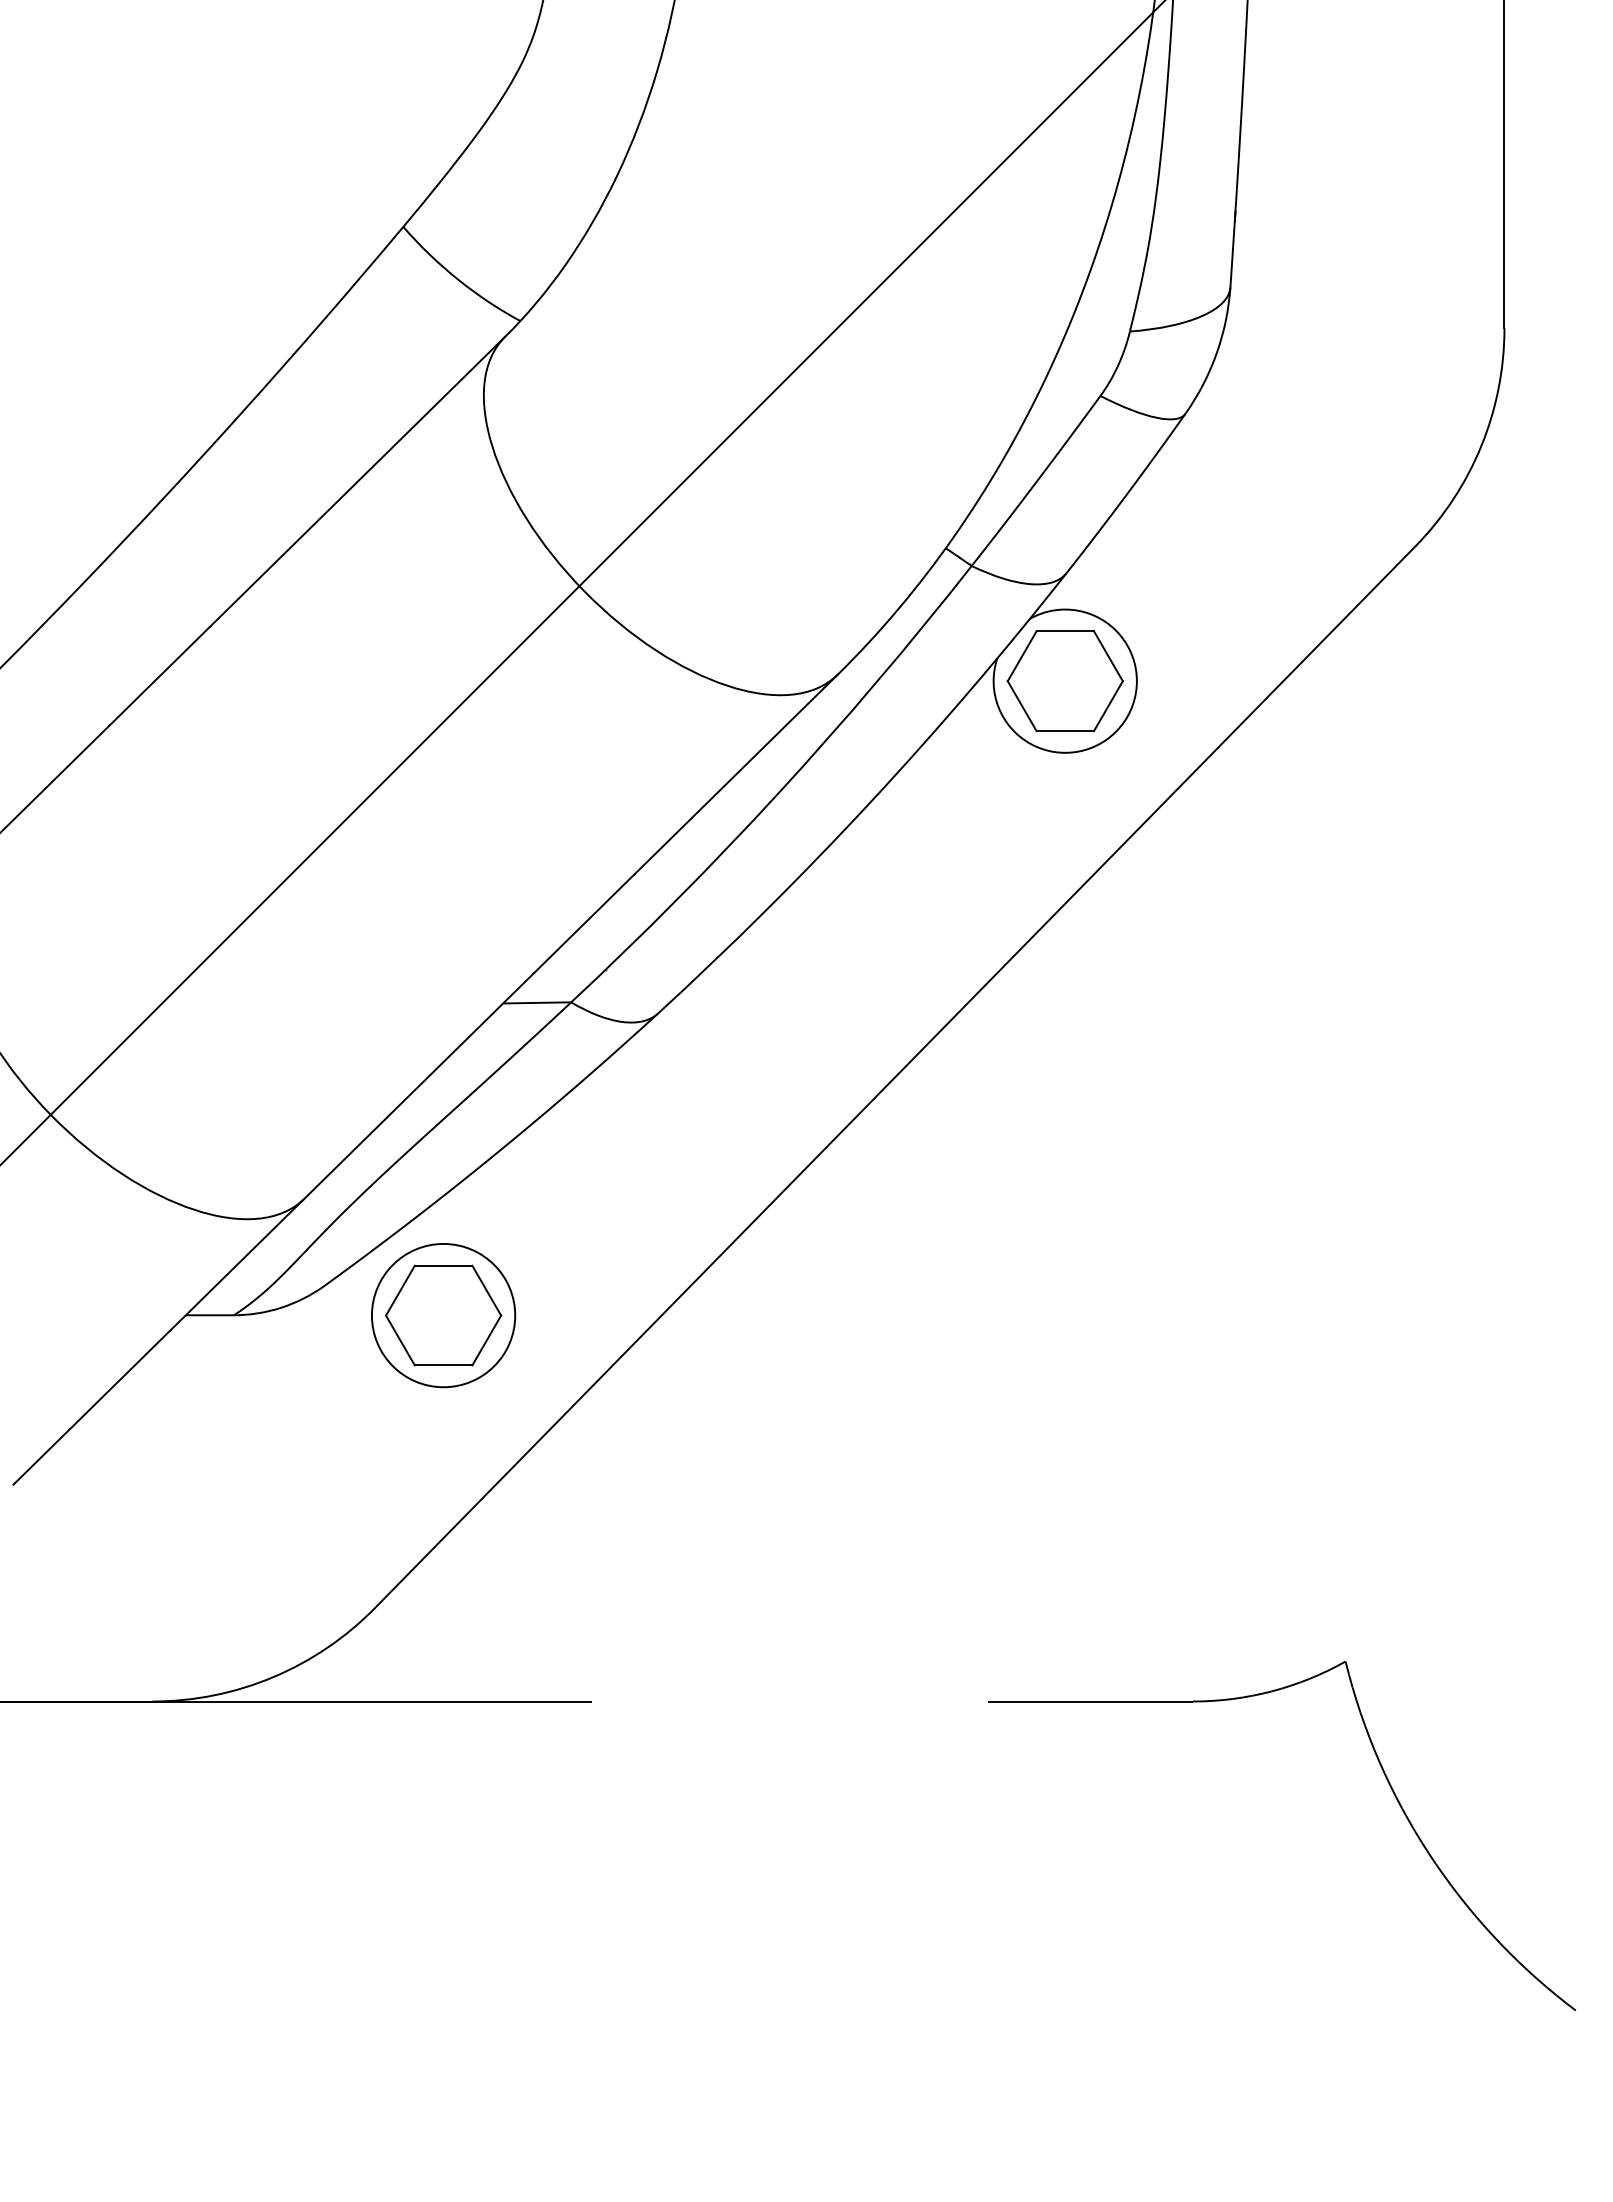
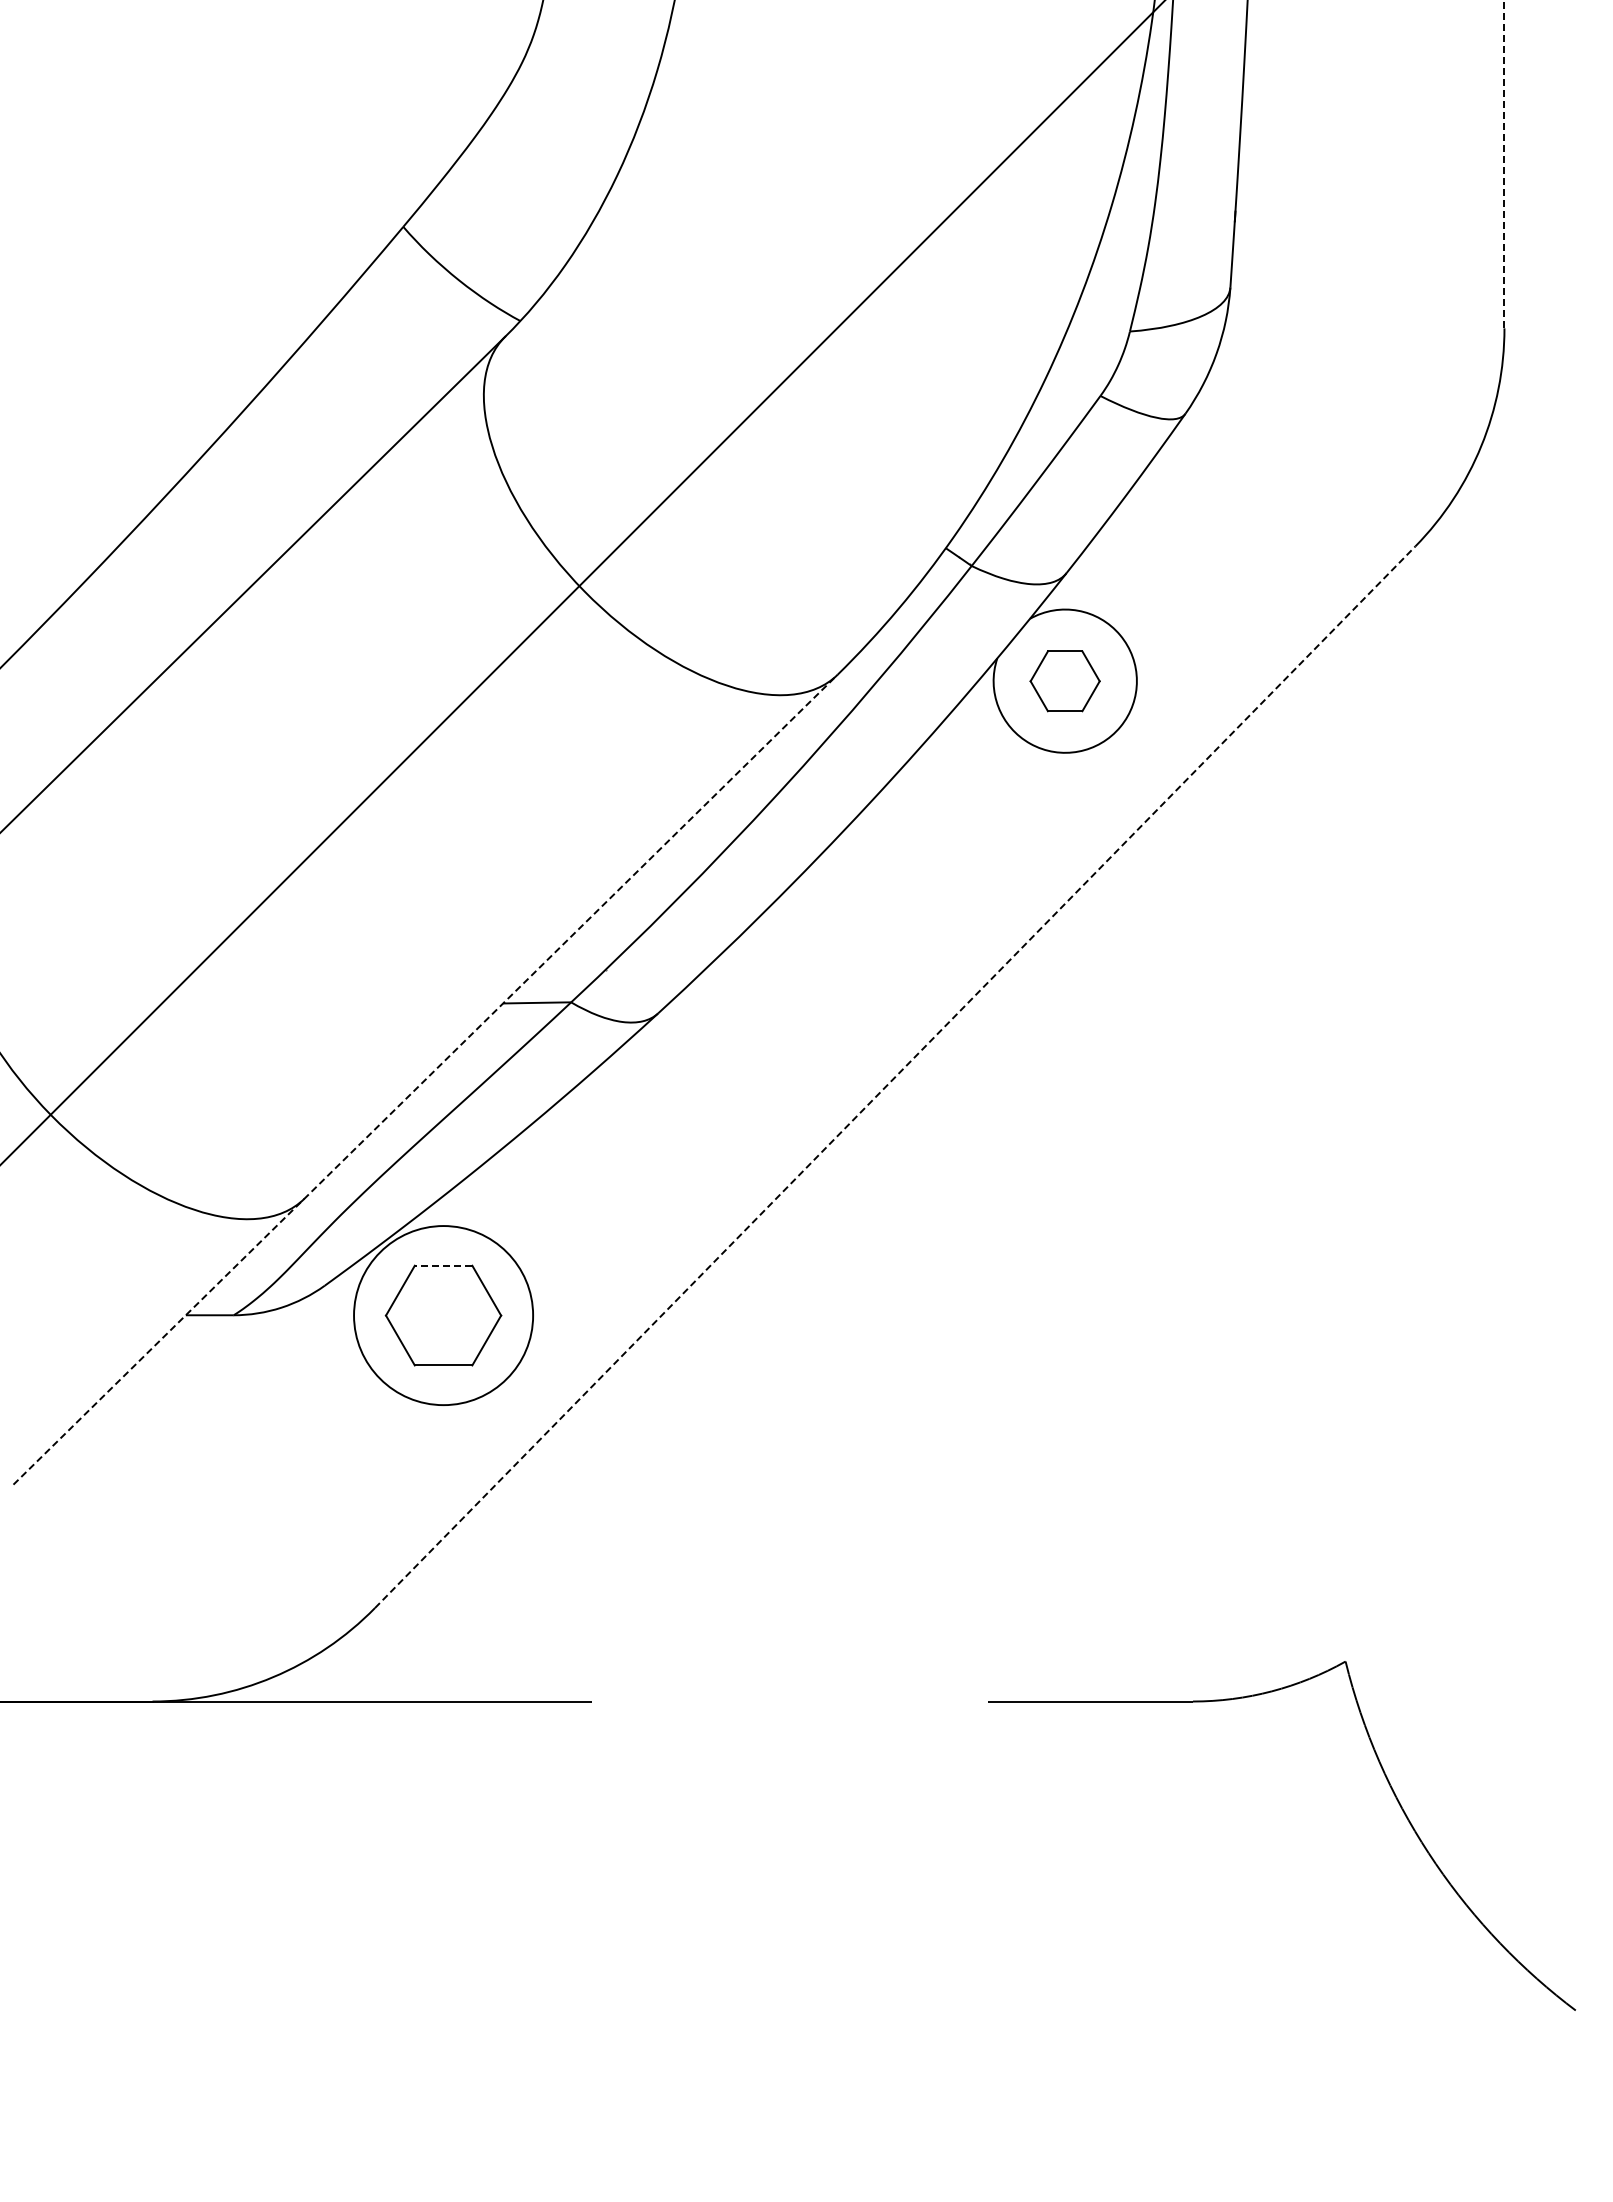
line: solid -> dashed (1504, 164)
part size: 118x103 px -> 72x63 px (1064, 681)
line: solid -> dashed (895, 1076)
line: solid -> dashed (425, 1079)
line: solid -> dashed (443, 1265)
circle diameter: 143 px -> 179 px (443, 1315)
